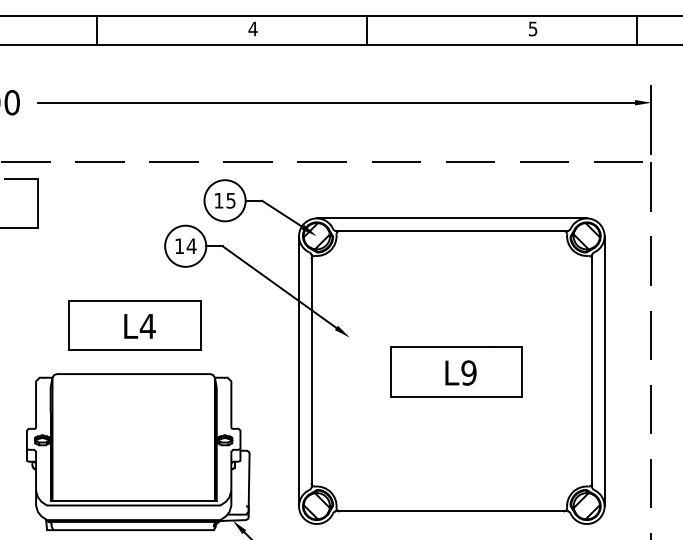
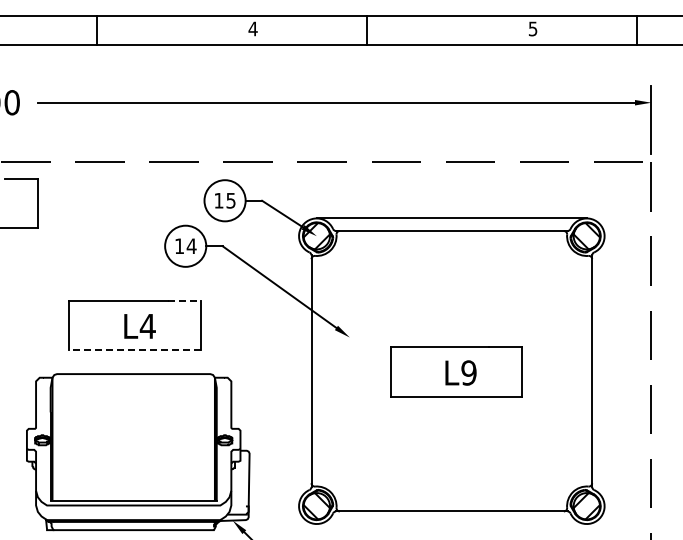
line: solid -> dashed (185, 300)
line: solid -> dashed (135, 350)
line: present -> none (299, 371)
line: present -> none (604, 371)
